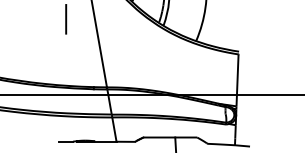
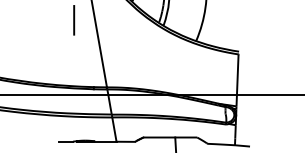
line position: (66, 19) -> (74, 20) (74, 20)
